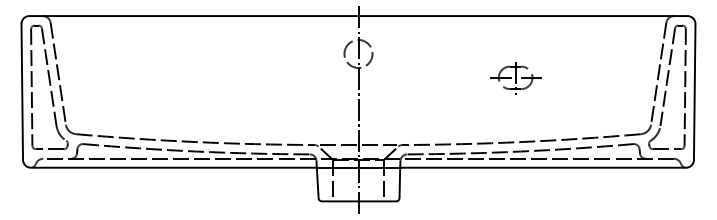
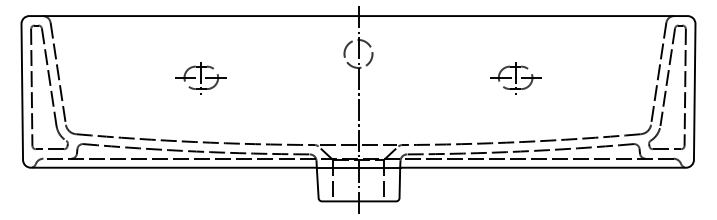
part: none -> present (200, 78)
